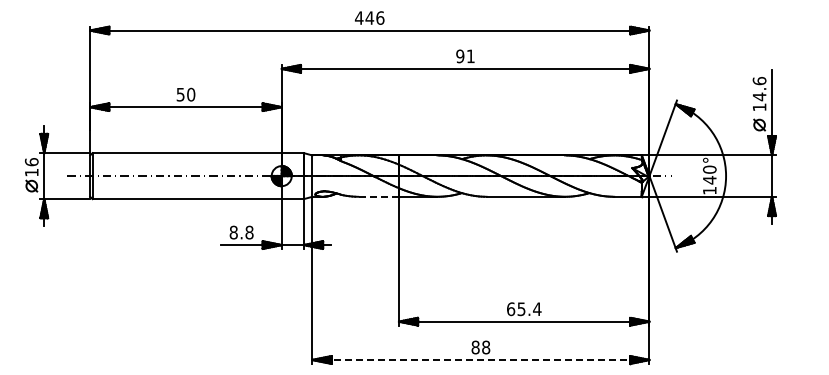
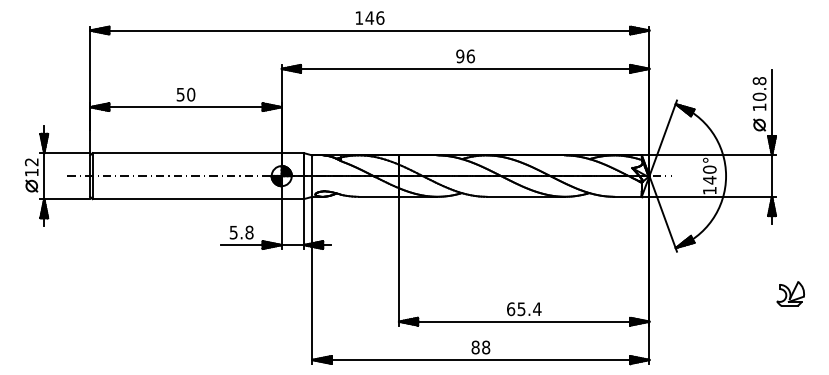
text: 446 -> 146 (358, 17)
text: 91 -> 96 (470, 56)
text: 14.6 -> 10.8 (759, 89)
text: 16 -> 12 (31, 162)
line: dashed -> solid (378, 196)
text: 8.8 -> 5.8 (233, 232)
part: none -> present (790, 293)
line: dashed -> solid (480, 359)
